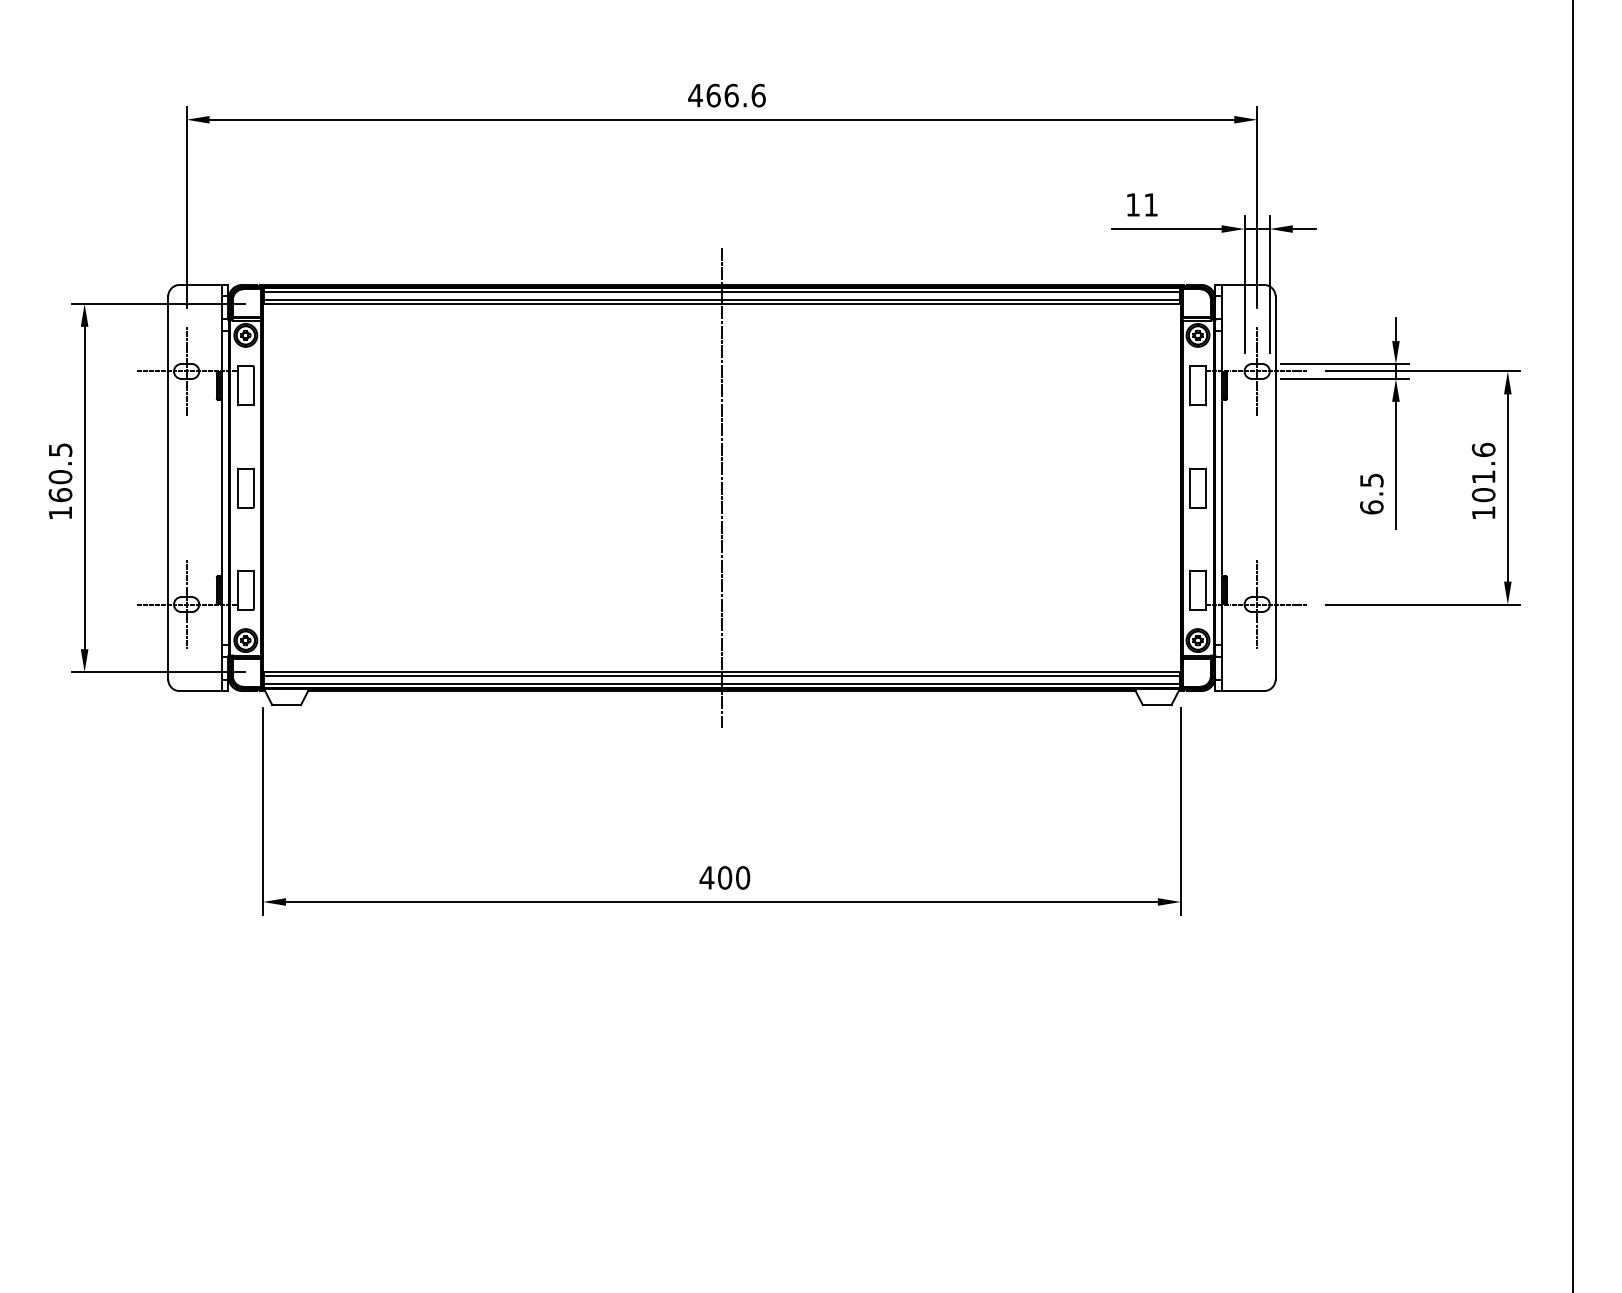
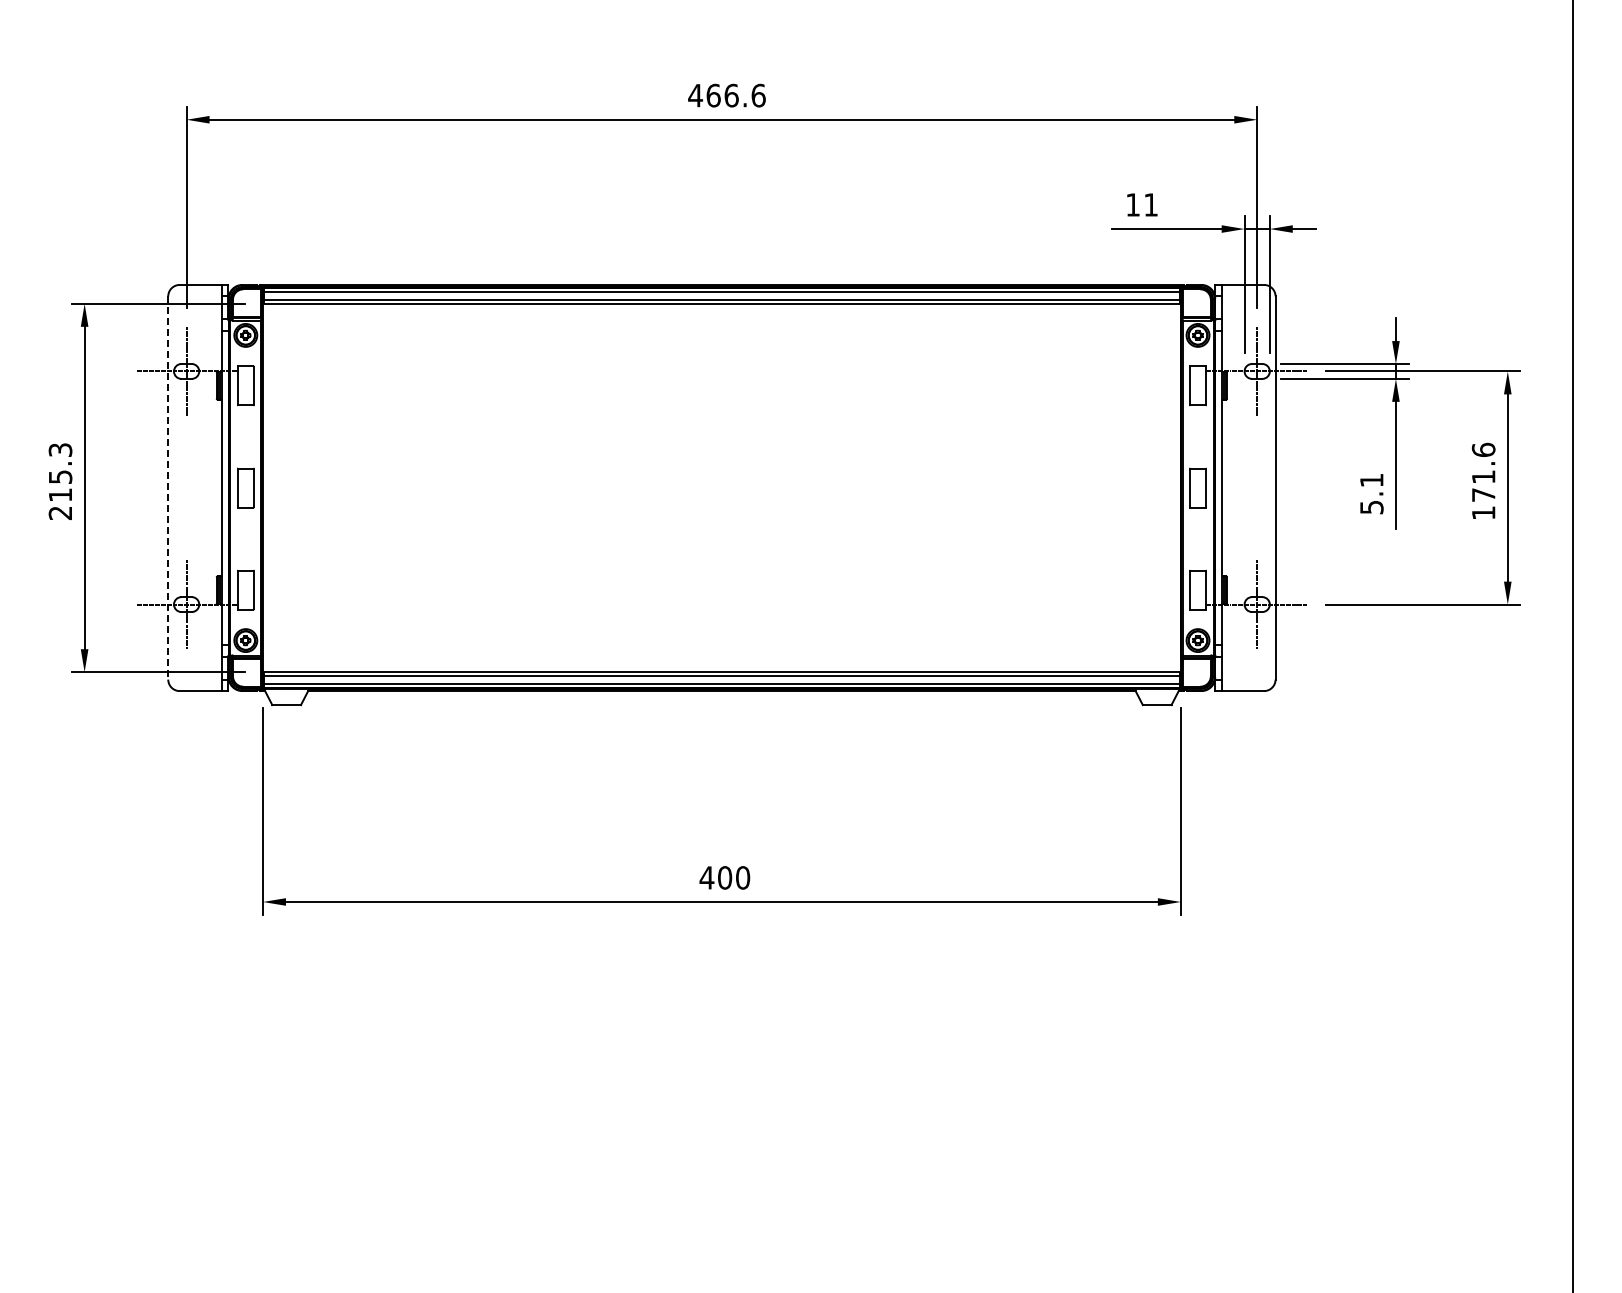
text: 160.5 -> 215.3 (60, 481)
line: present -> none (721, 487)
line: solid -> dashed (168, 488)
text: 6.5 -> 5.1 (1371, 494)
text: 101.6 -> 171.6 (1483, 495)
